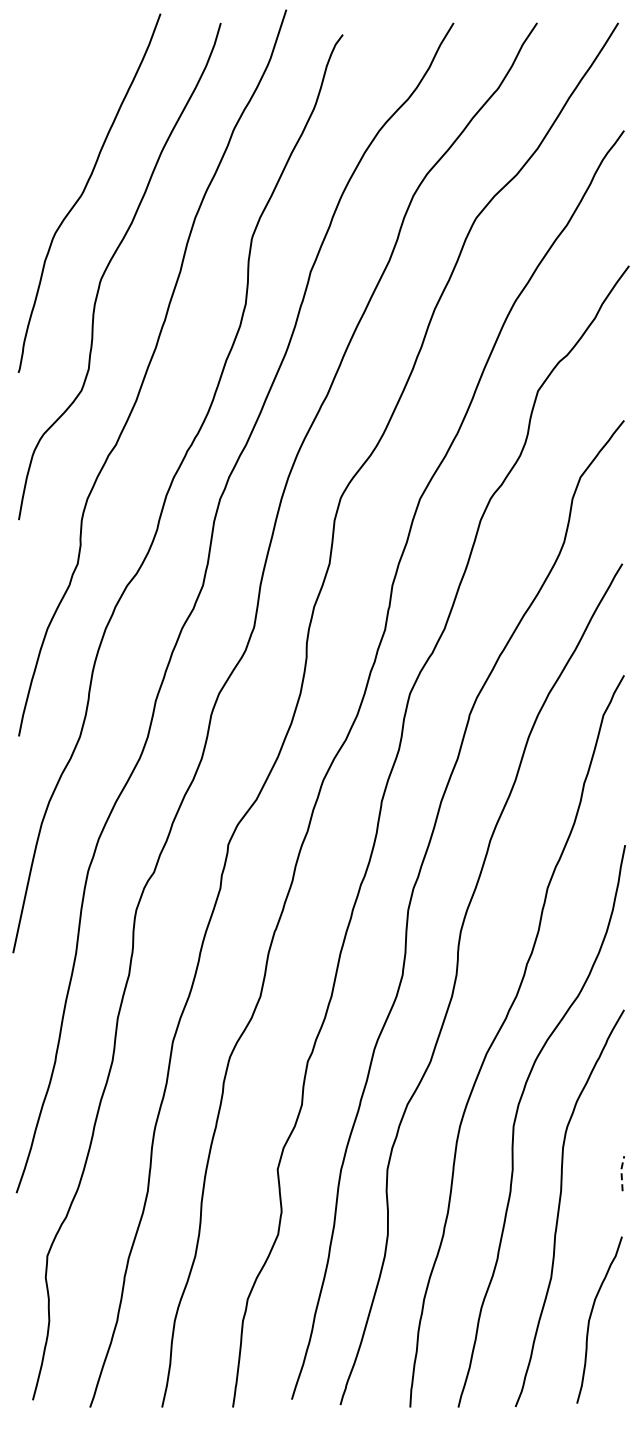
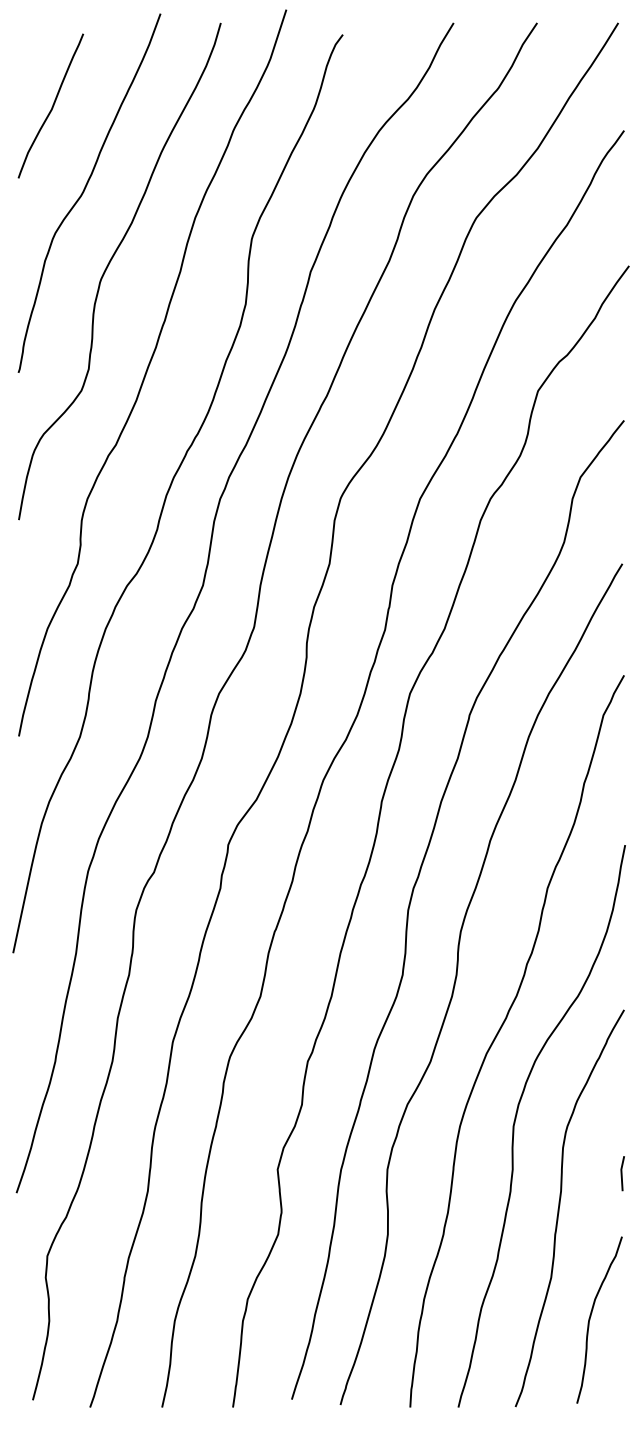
curve: none -> present (52, 105)
line: dashed -> solid (621, 1172)
